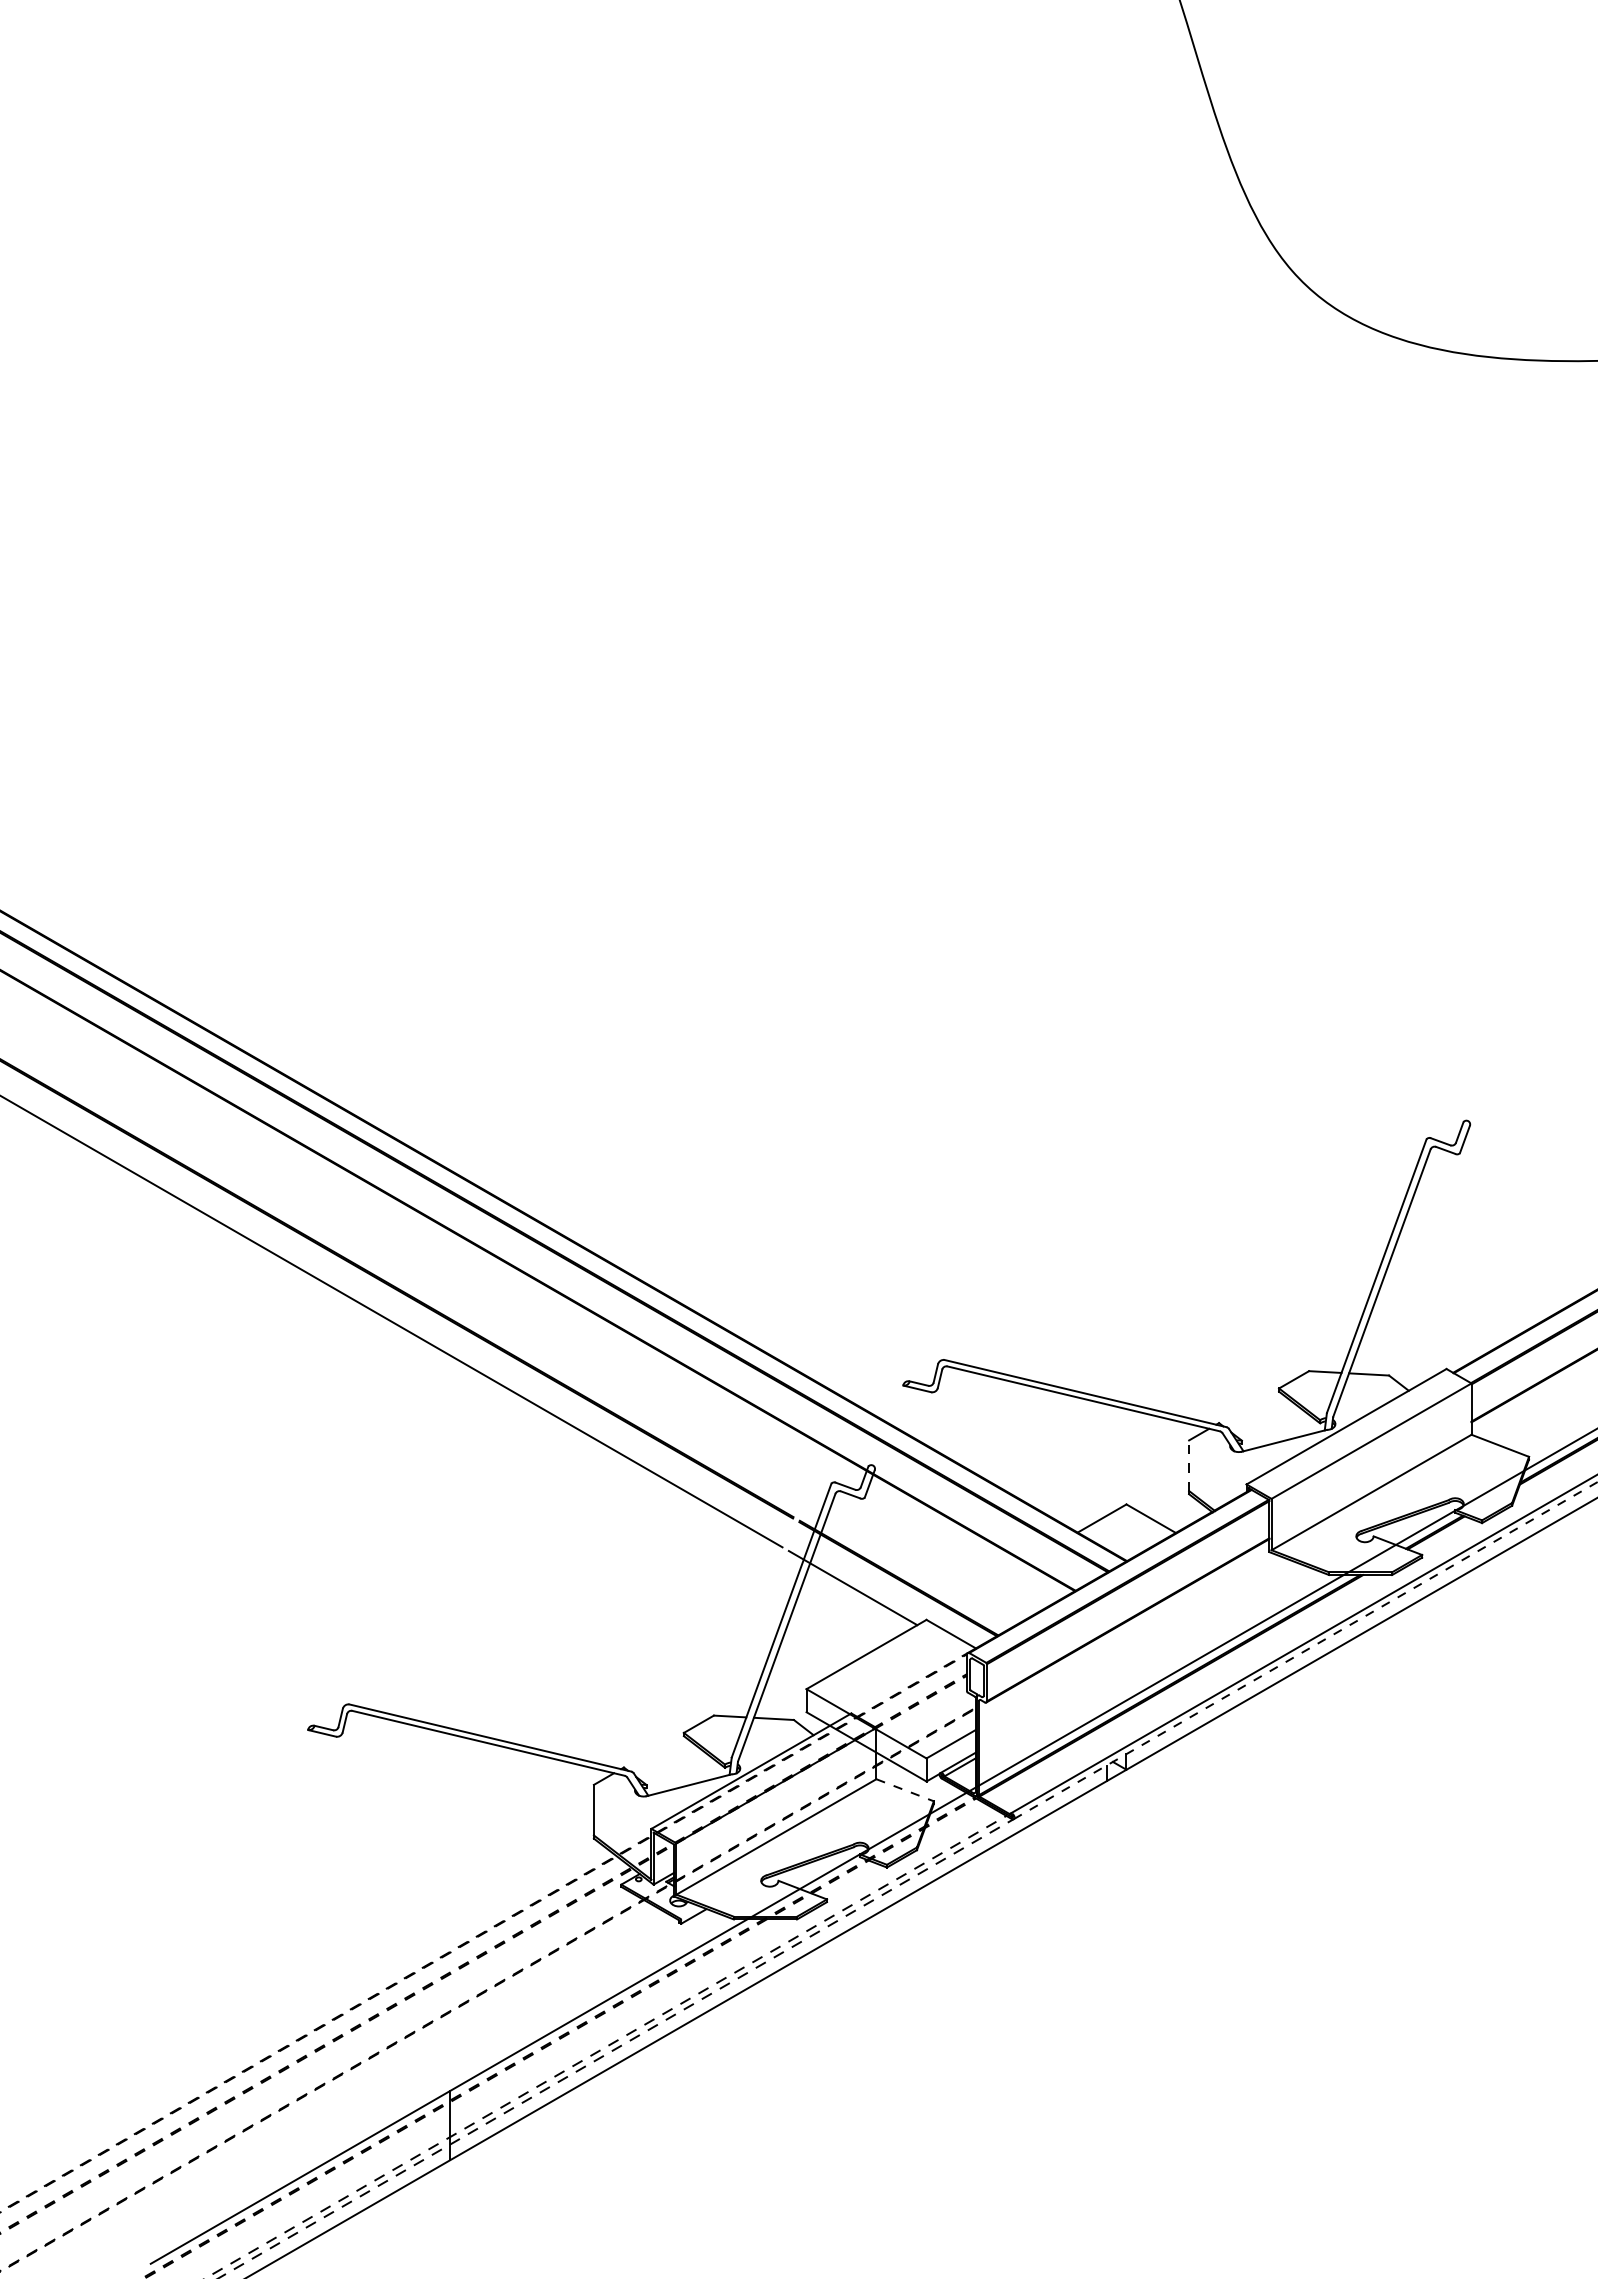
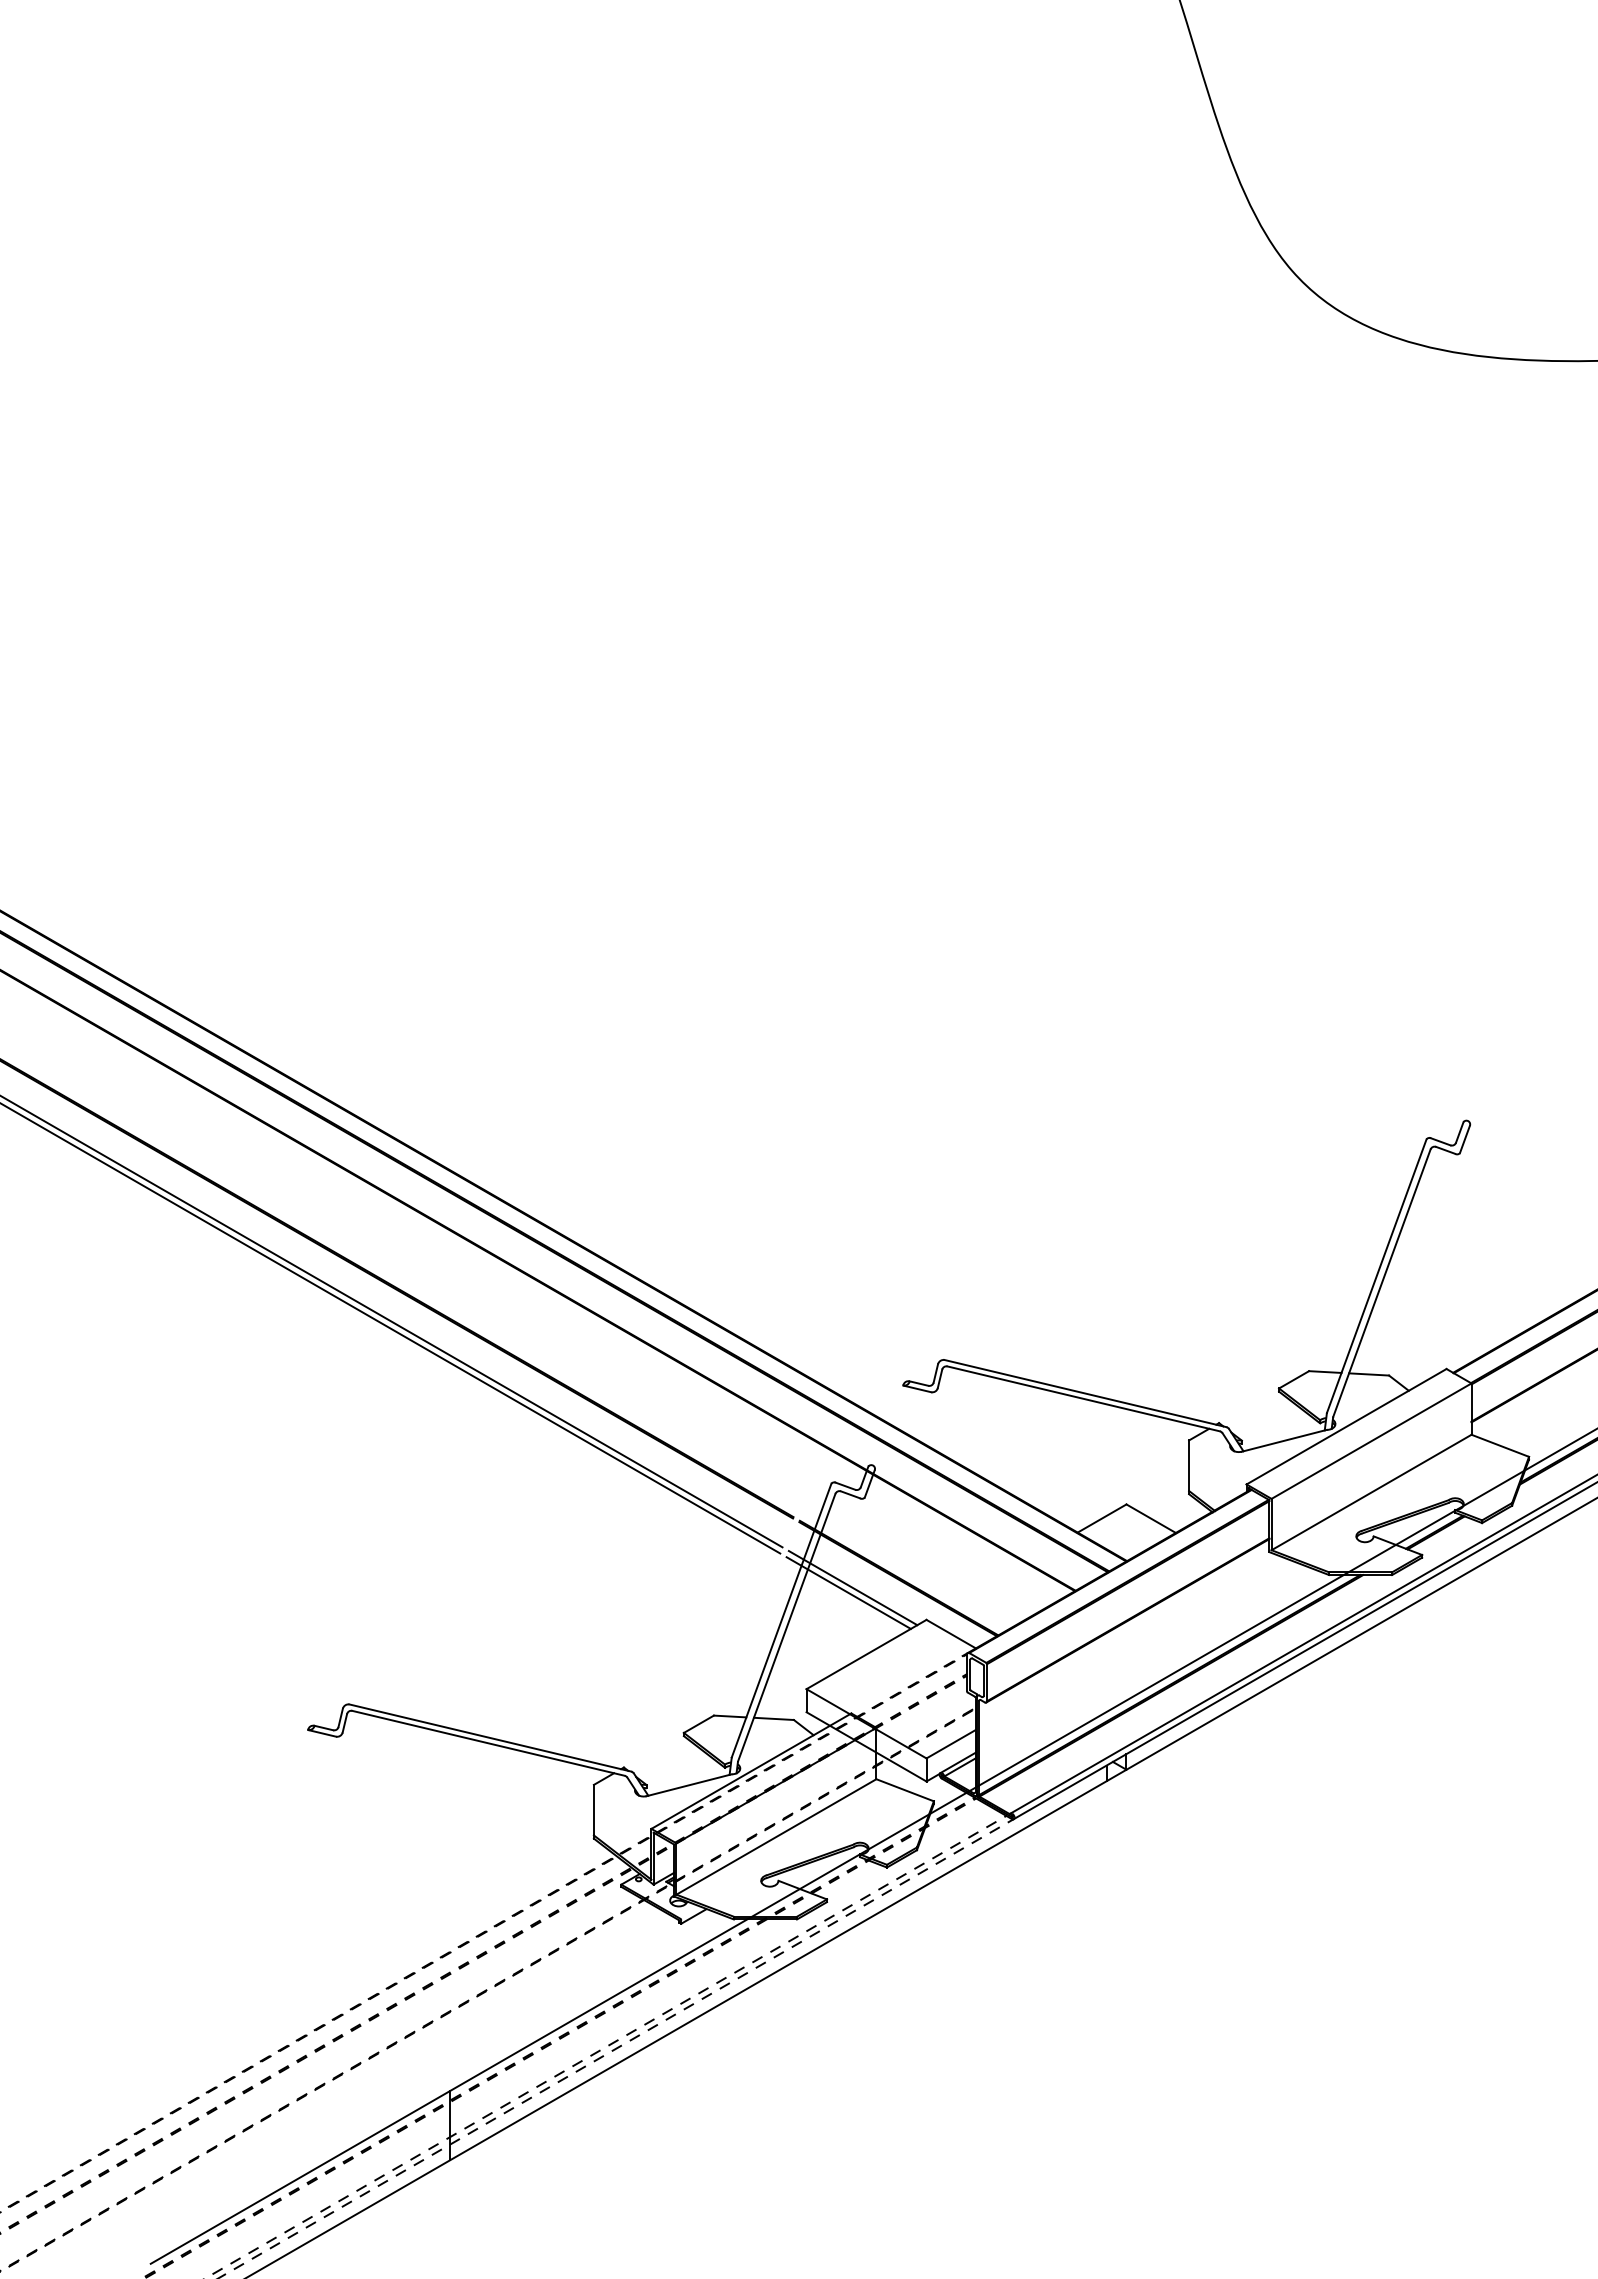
line: none -> present (391, 1328)
line: dashed -> solid (1189, 1465)
line: none -> present (848, 1592)
line: dashed -> solid (1305, 1650)
line: dashed -> solid (905, 1790)
